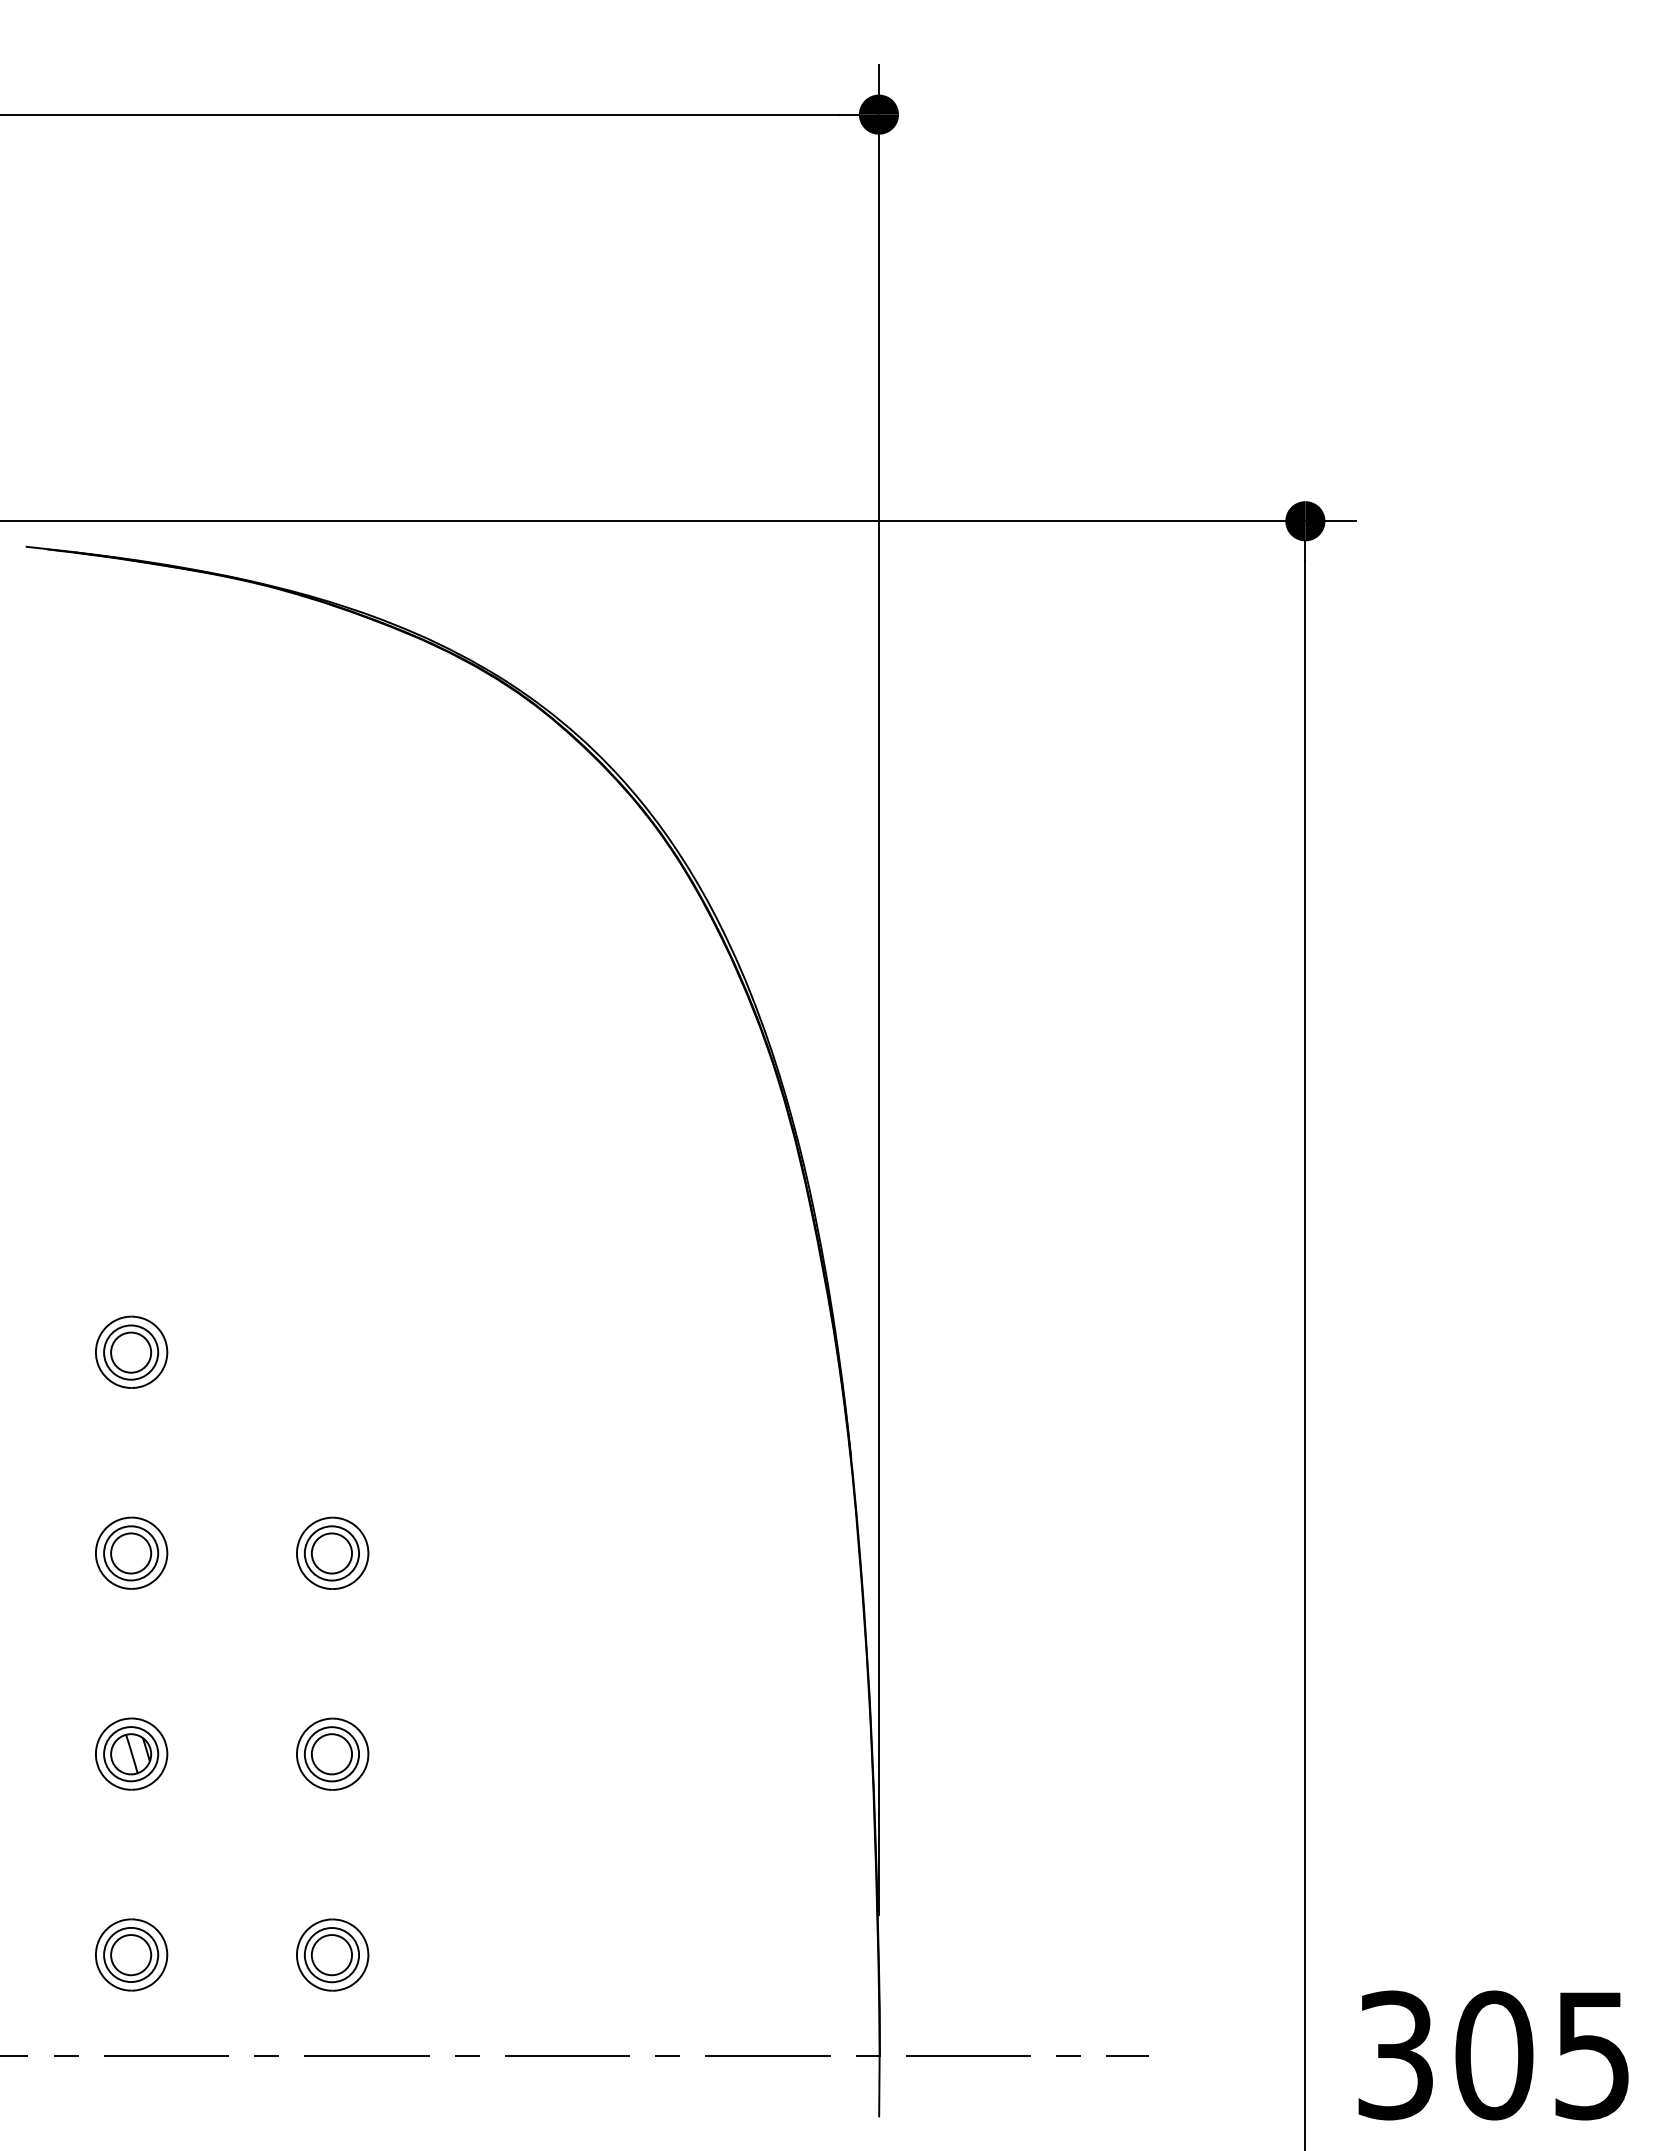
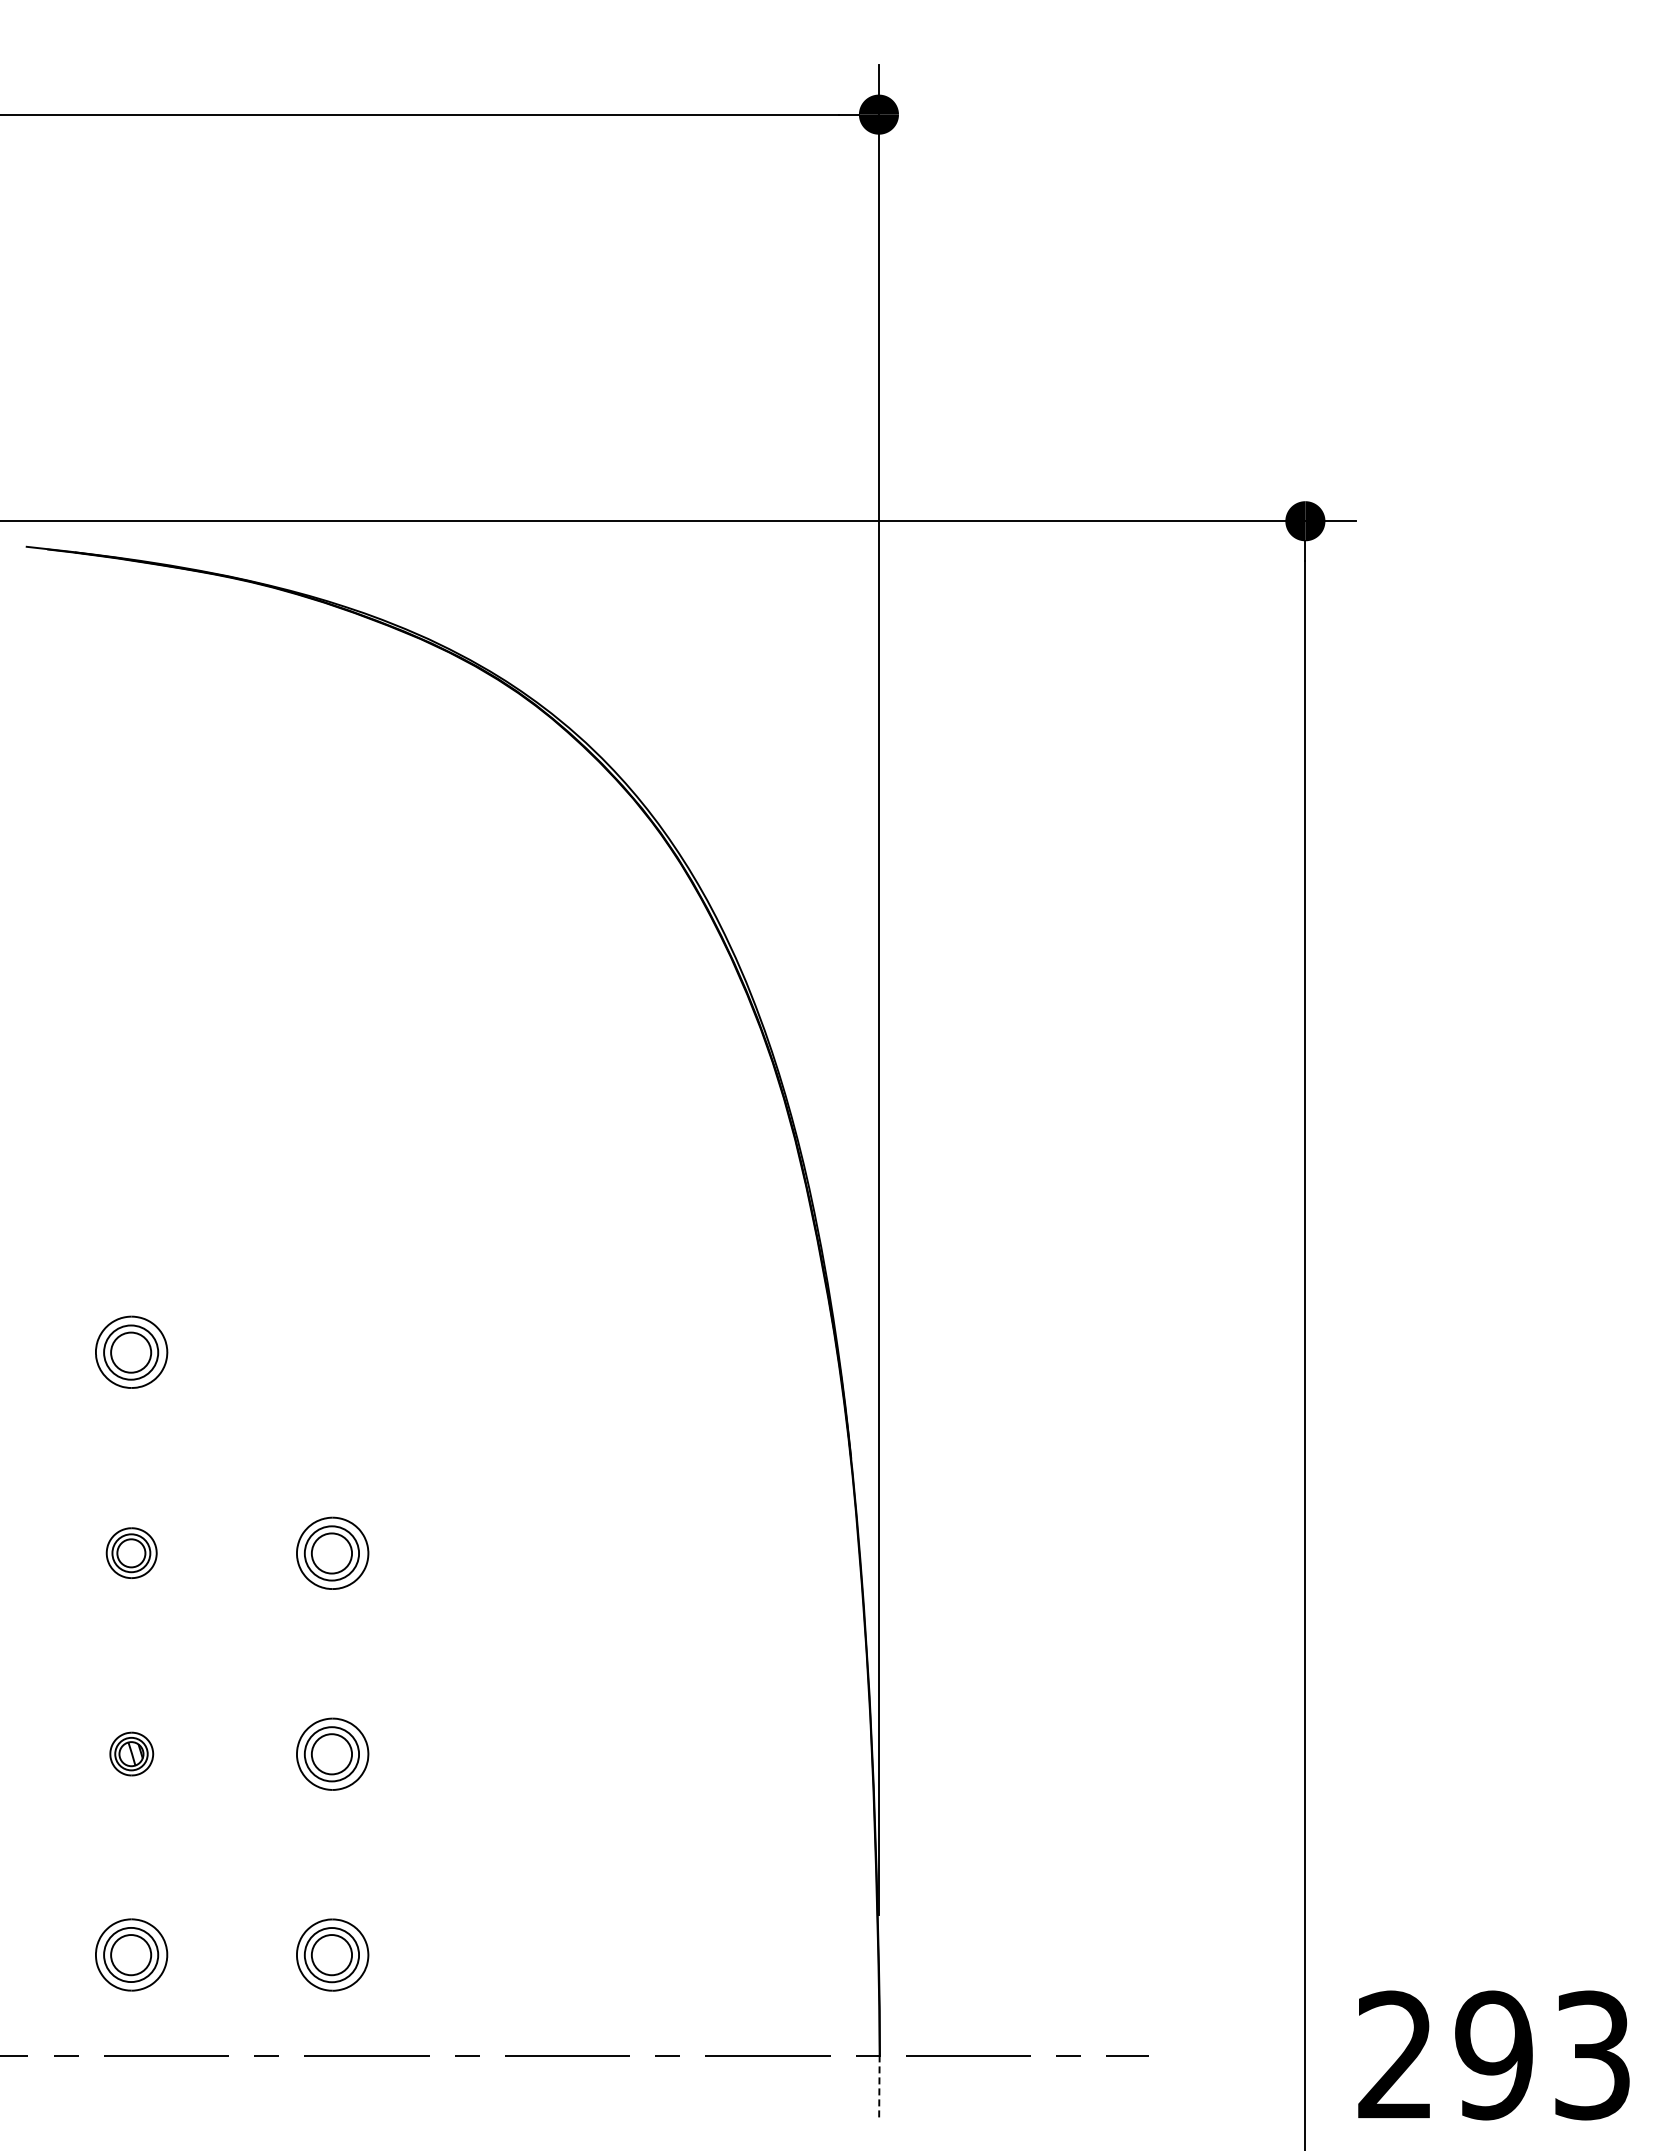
part size: 74x74 px -> 53x52 px (131, 1552)
part size: 74x74 px -> 46x46 px (131, 1753)
text: 305 -> 293 (1493, 2055)
line: solid -> dashed (879, 2086)
